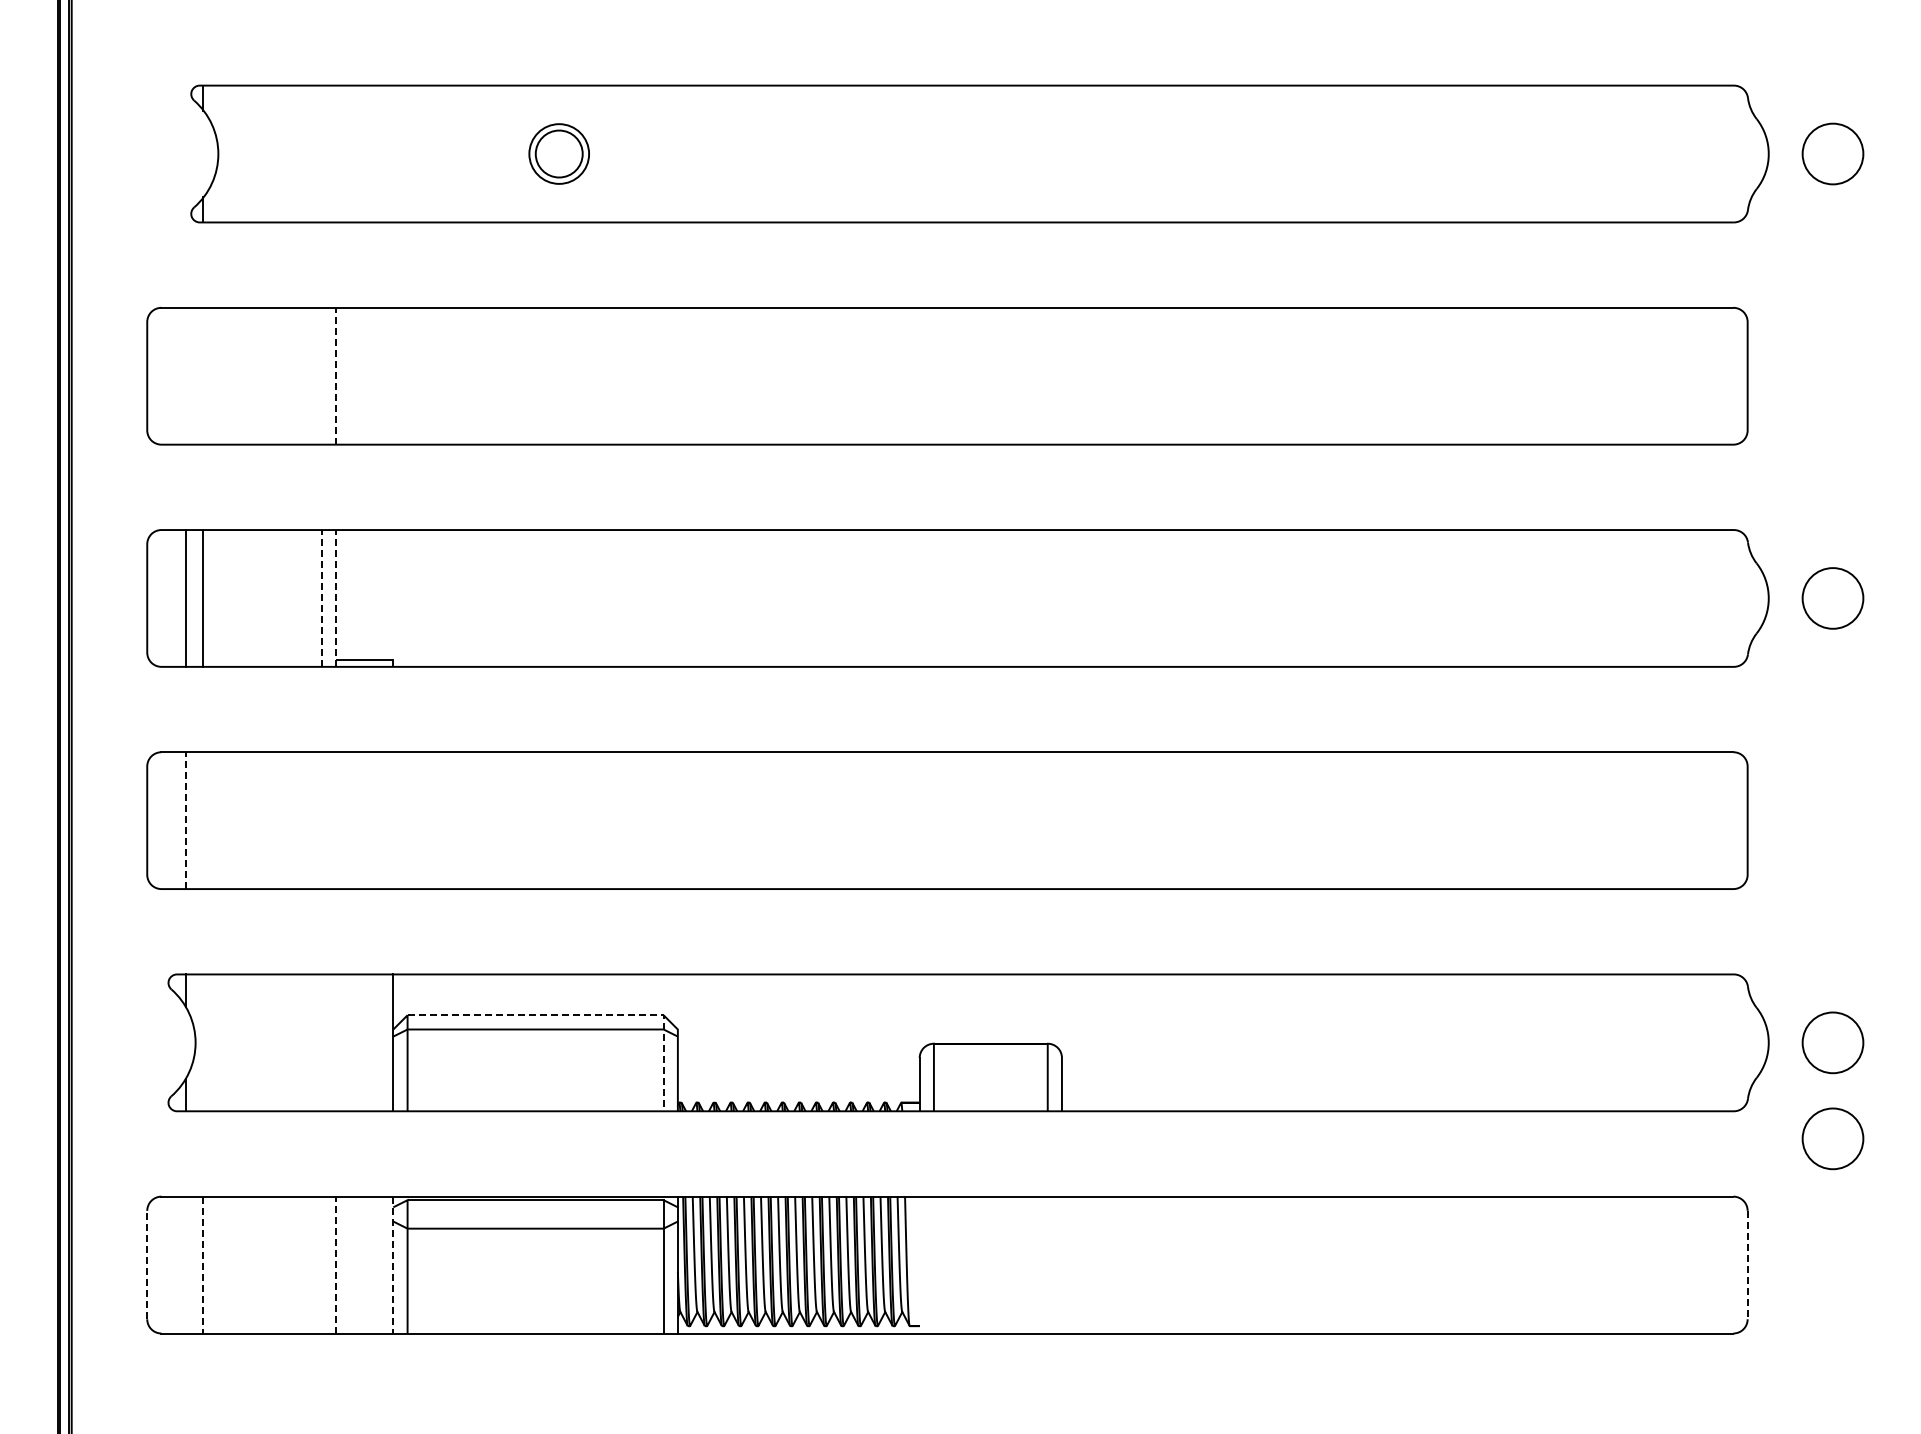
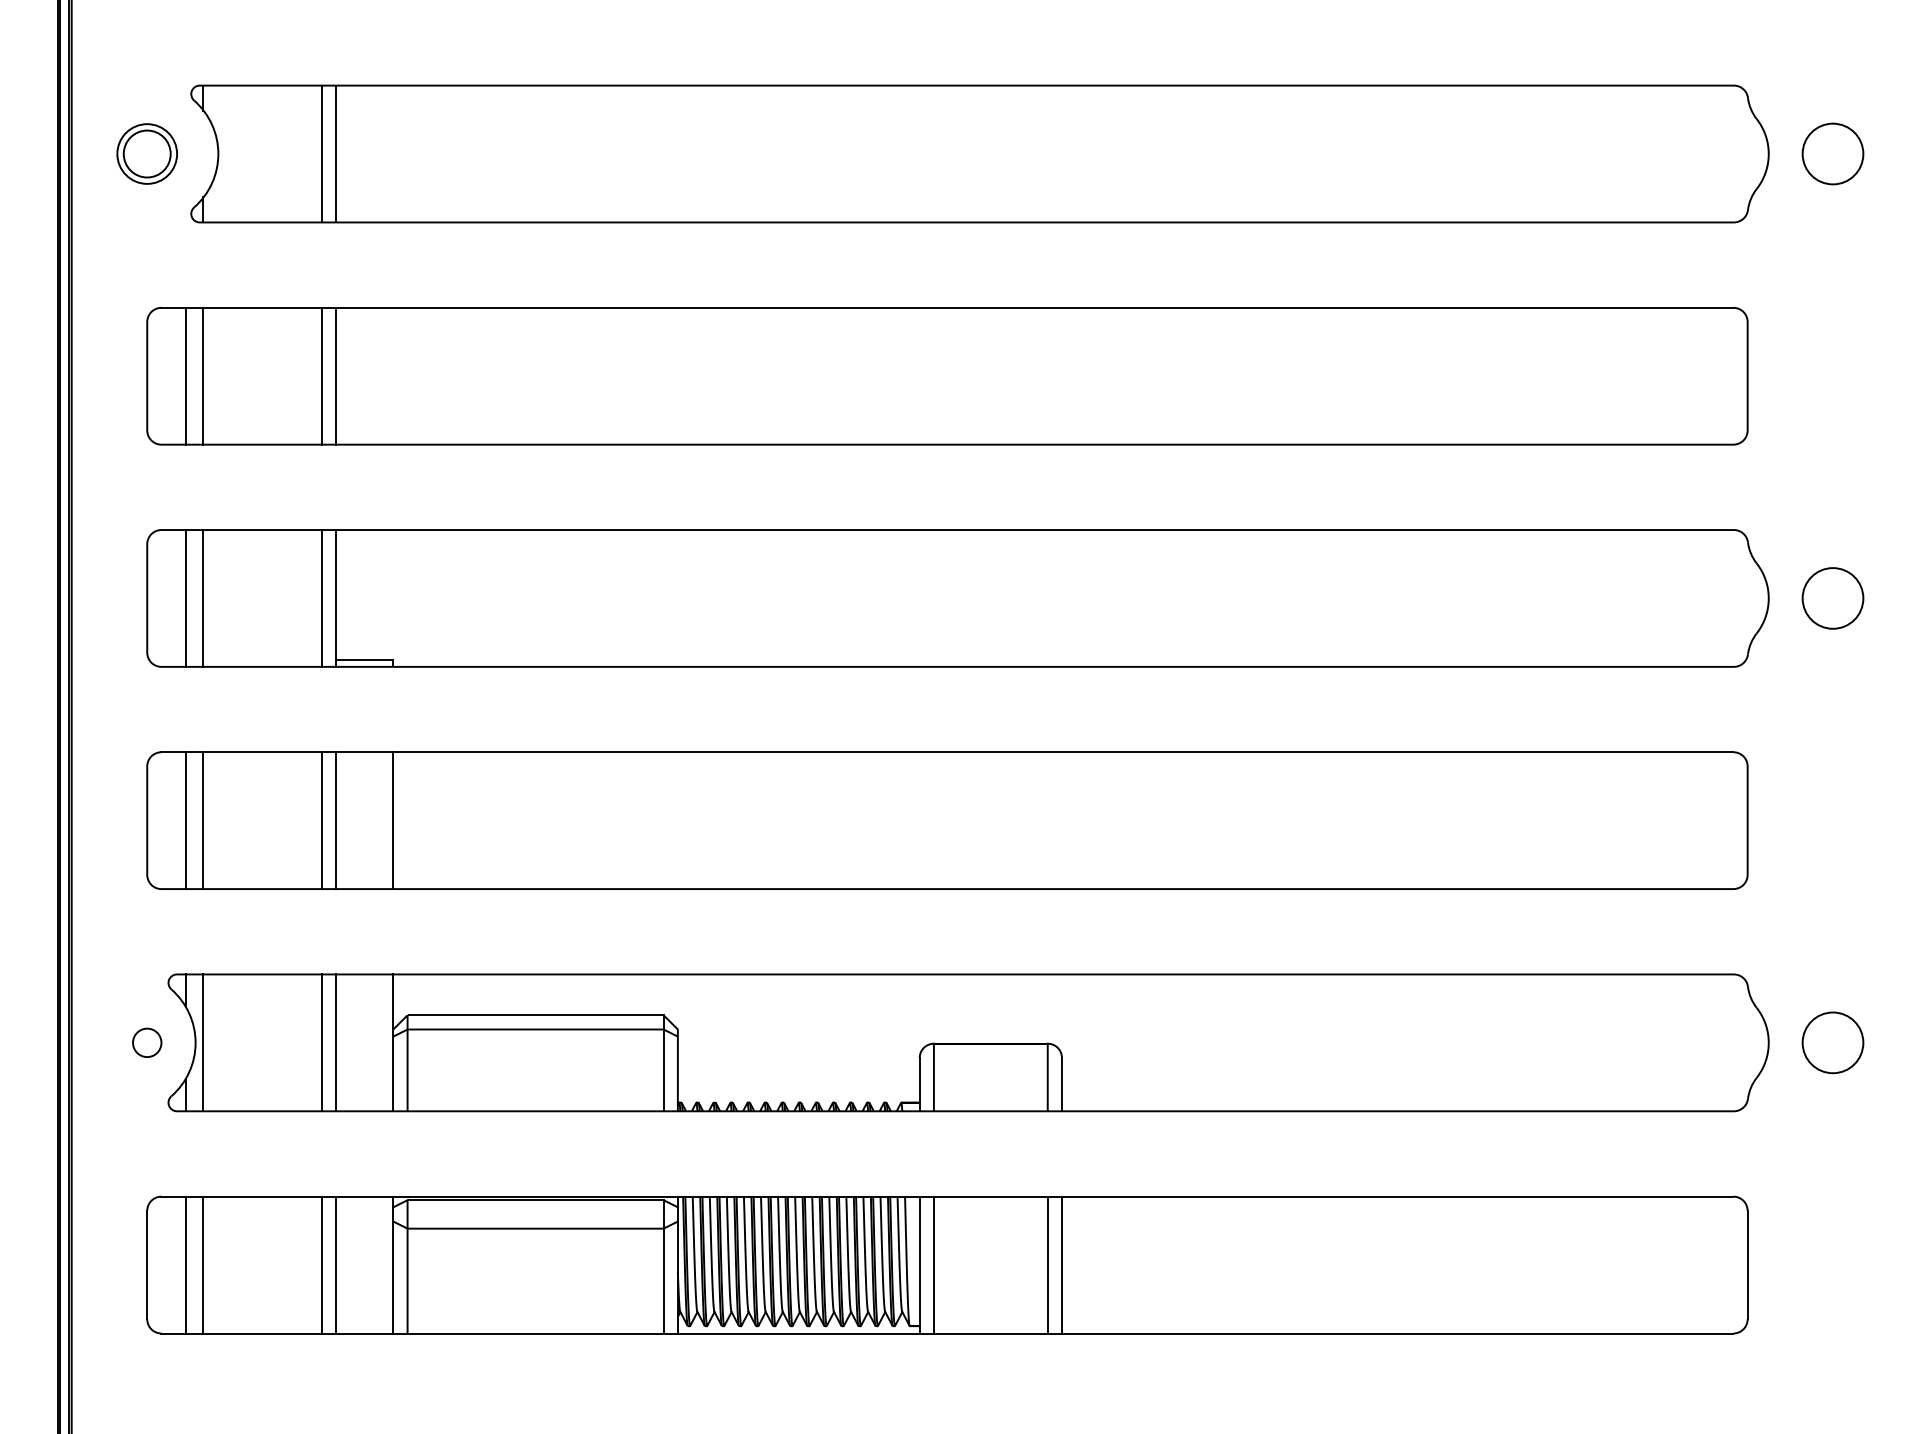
line: none -> present (322, 153)
line: none -> present (336, 153)
part position: (558, 153) -> (146, 153) (146, 153)
line: none -> present (185, 375)
line: none -> present (202, 375)
line: none -> present (322, 375)
line: dashed -> solid (336, 375)
line: dashed -> solid (322, 597)
line: dashed -> solid (336, 597)
line: dashed -> solid (185, 820)
line: none -> present (202, 820)
line: none -> present (322, 820)
line: none -> present (336, 820)
line: none -> present (393, 820)
line: dashed -> solid (584, 1015)
circle: none -> present (147, 1042)
line: none -> present (202, 1042)
line: none -> present (322, 1042)
line: none -> present (336, 1042)
circle: present -> none (1832, 1138)
line: dashed -> solid (147, 1264)
line: none -> present (185, 1264)
line: none -> present (322, 1264)
line: dashed -> solid (336, 1264)
line: none -> present (919, 1264)
line: none -> present (933, 1264)
line: none -> present (1047, 1264)
line: none -> present (1061, 1264)
line: dashed -> solid (202, 1265)
line: dashed -> solid (393, 1265)
line: dashed -> solid (1747, 1265)
